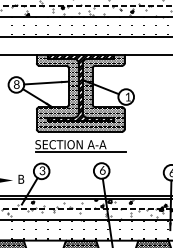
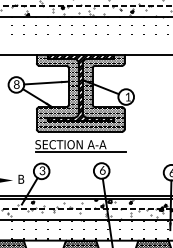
line: present -> none (85, 37)
